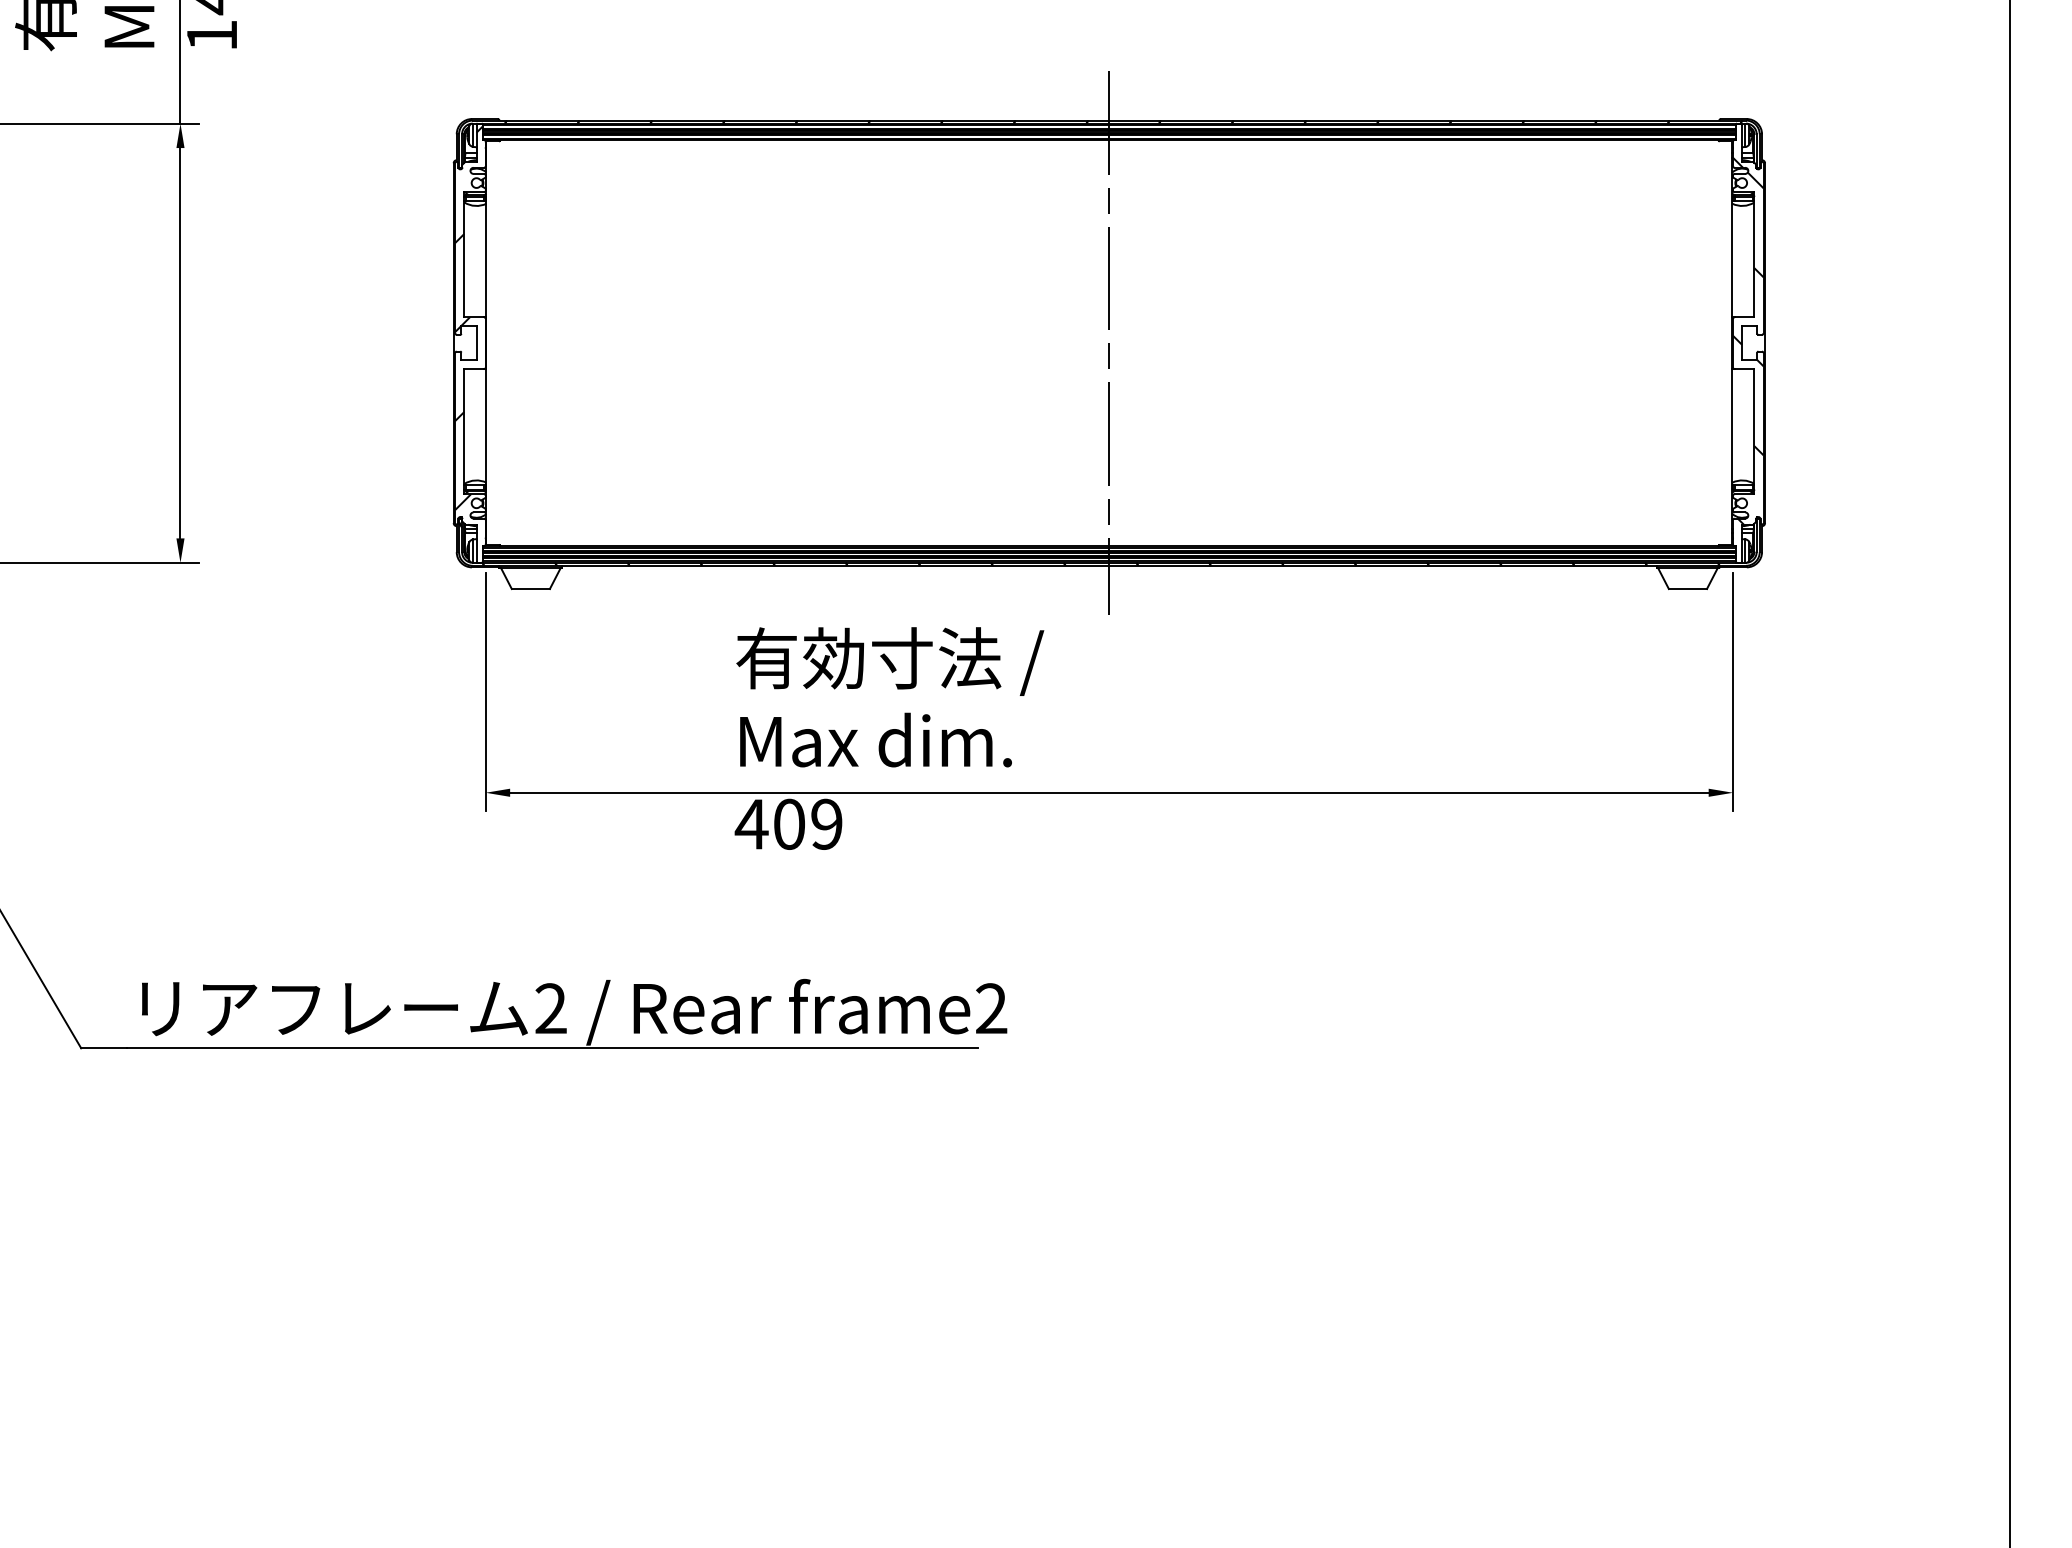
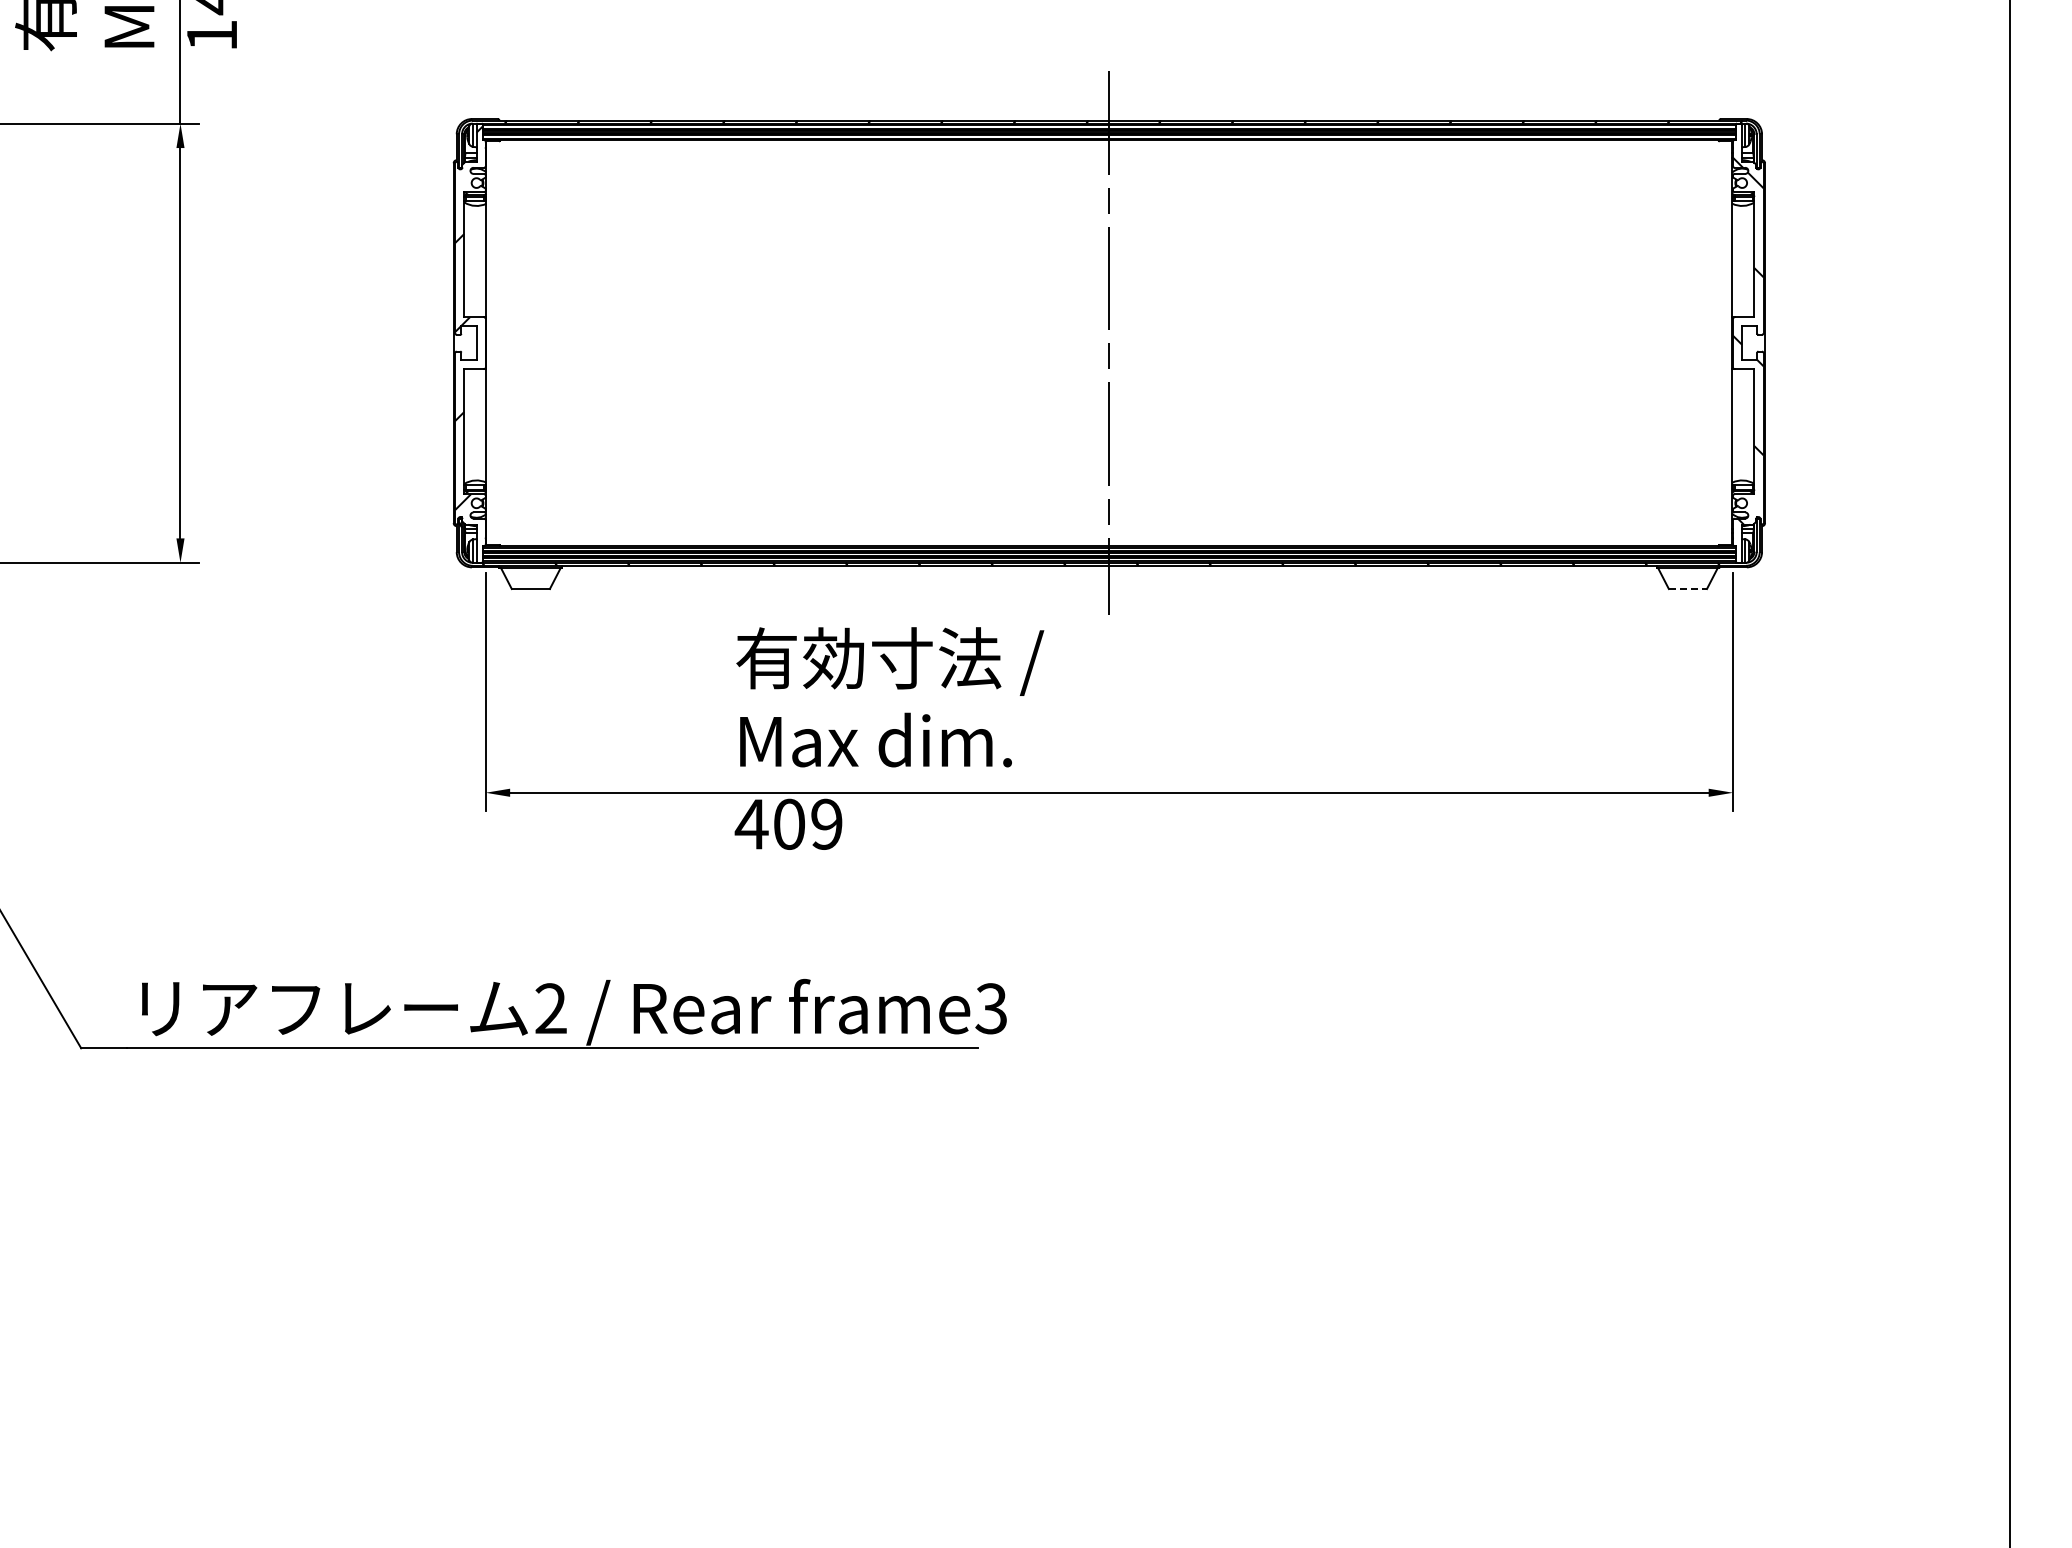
line: solid -> dashed (1688, 589)
text: frame2 -> frame3 (991, 1008)
